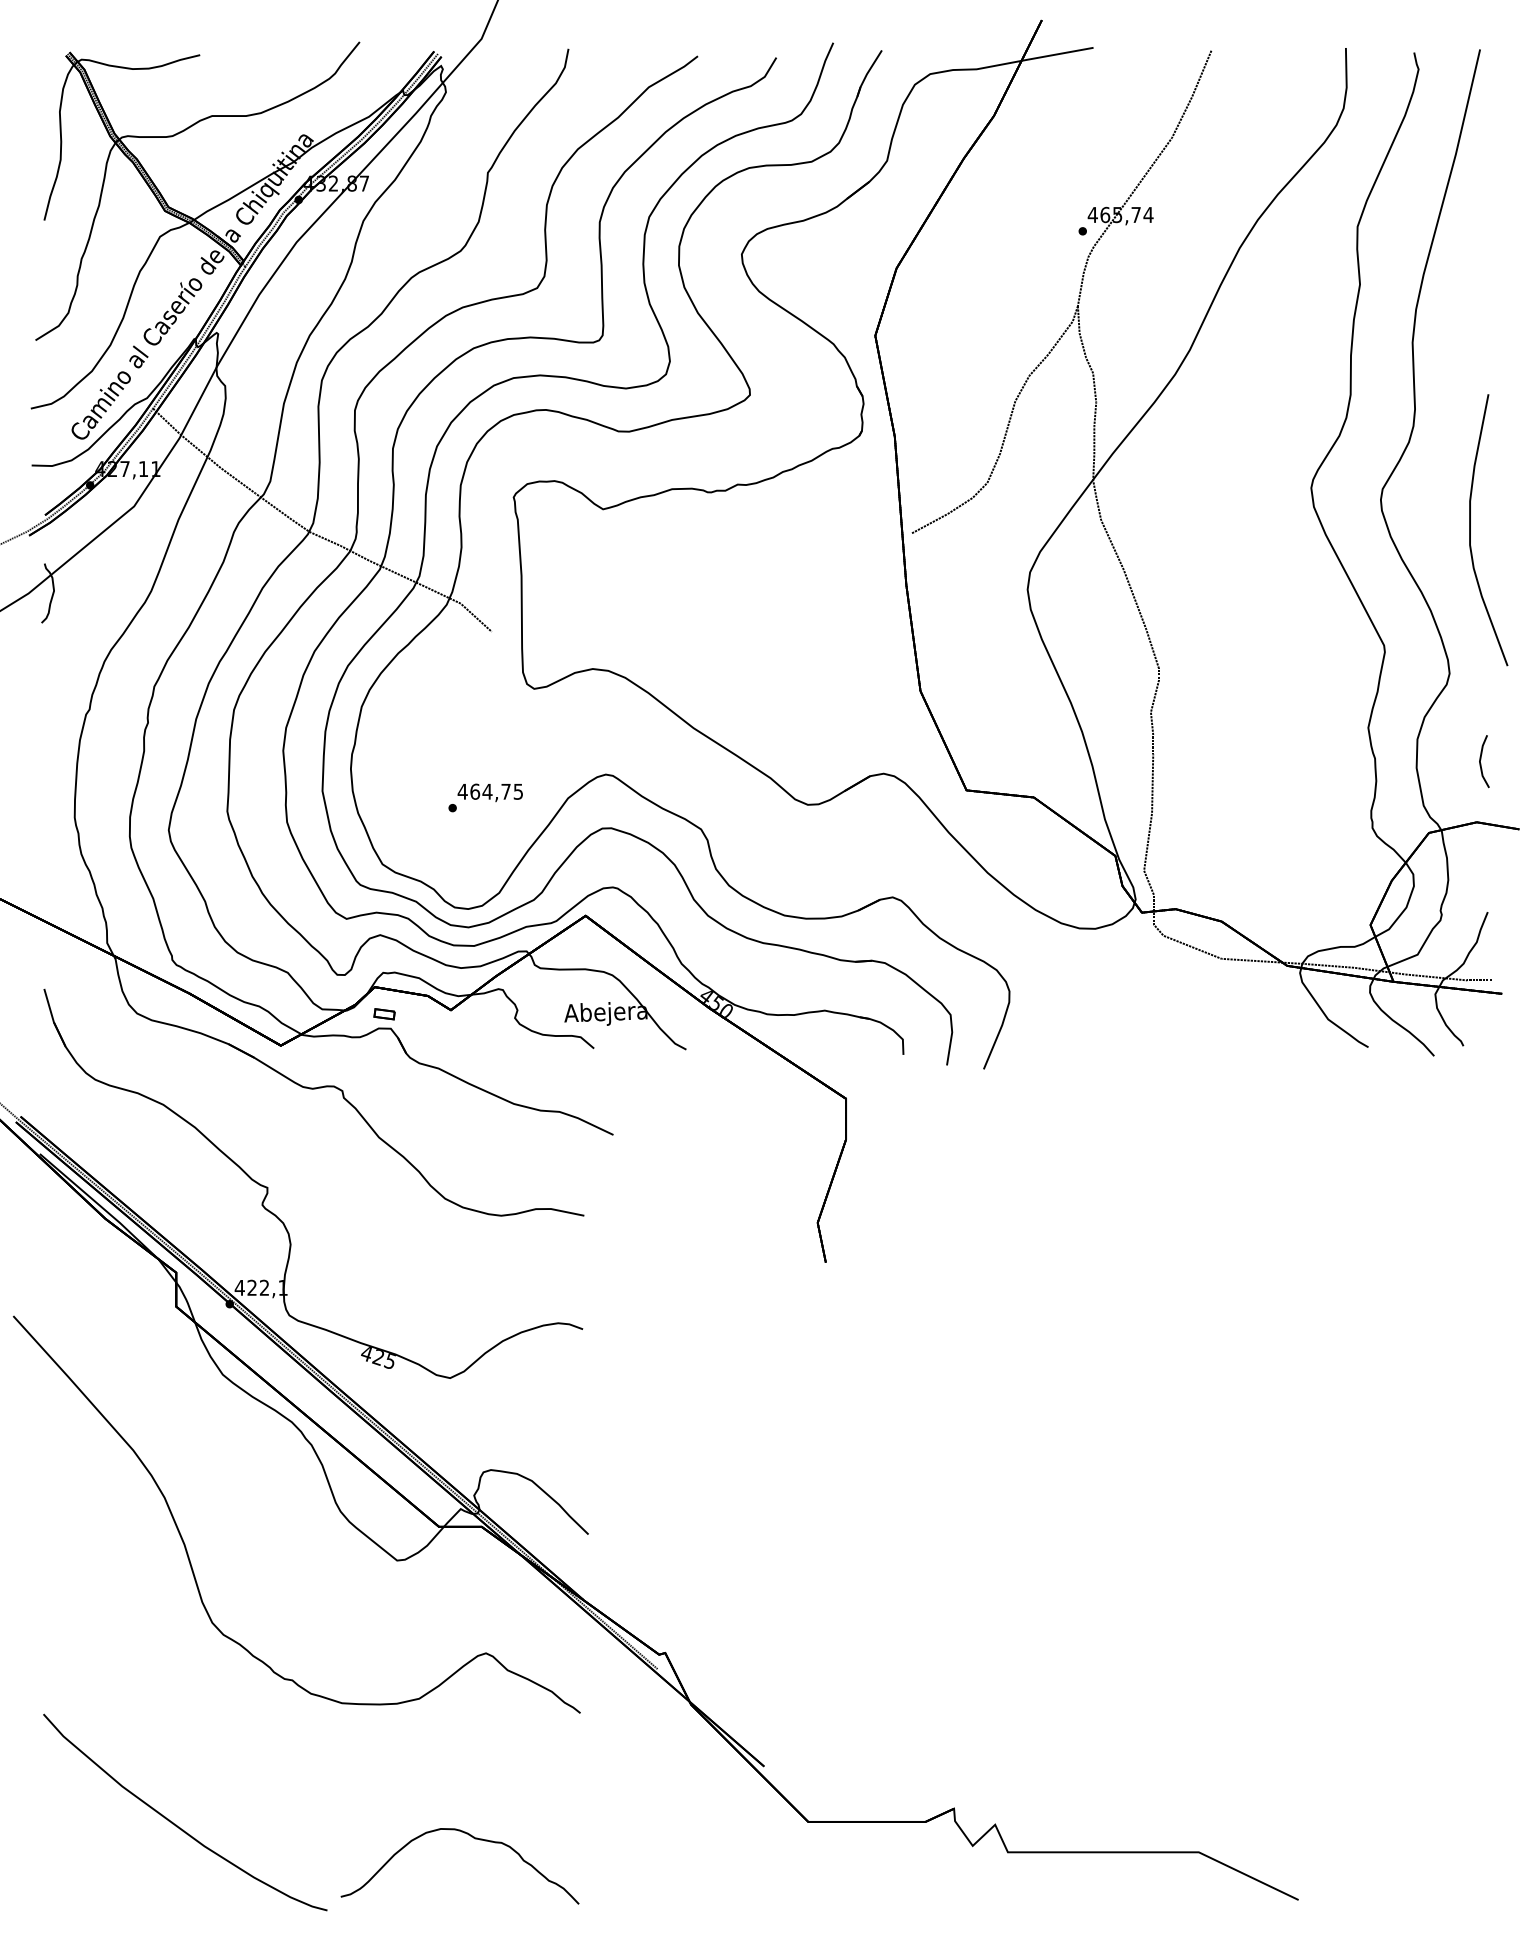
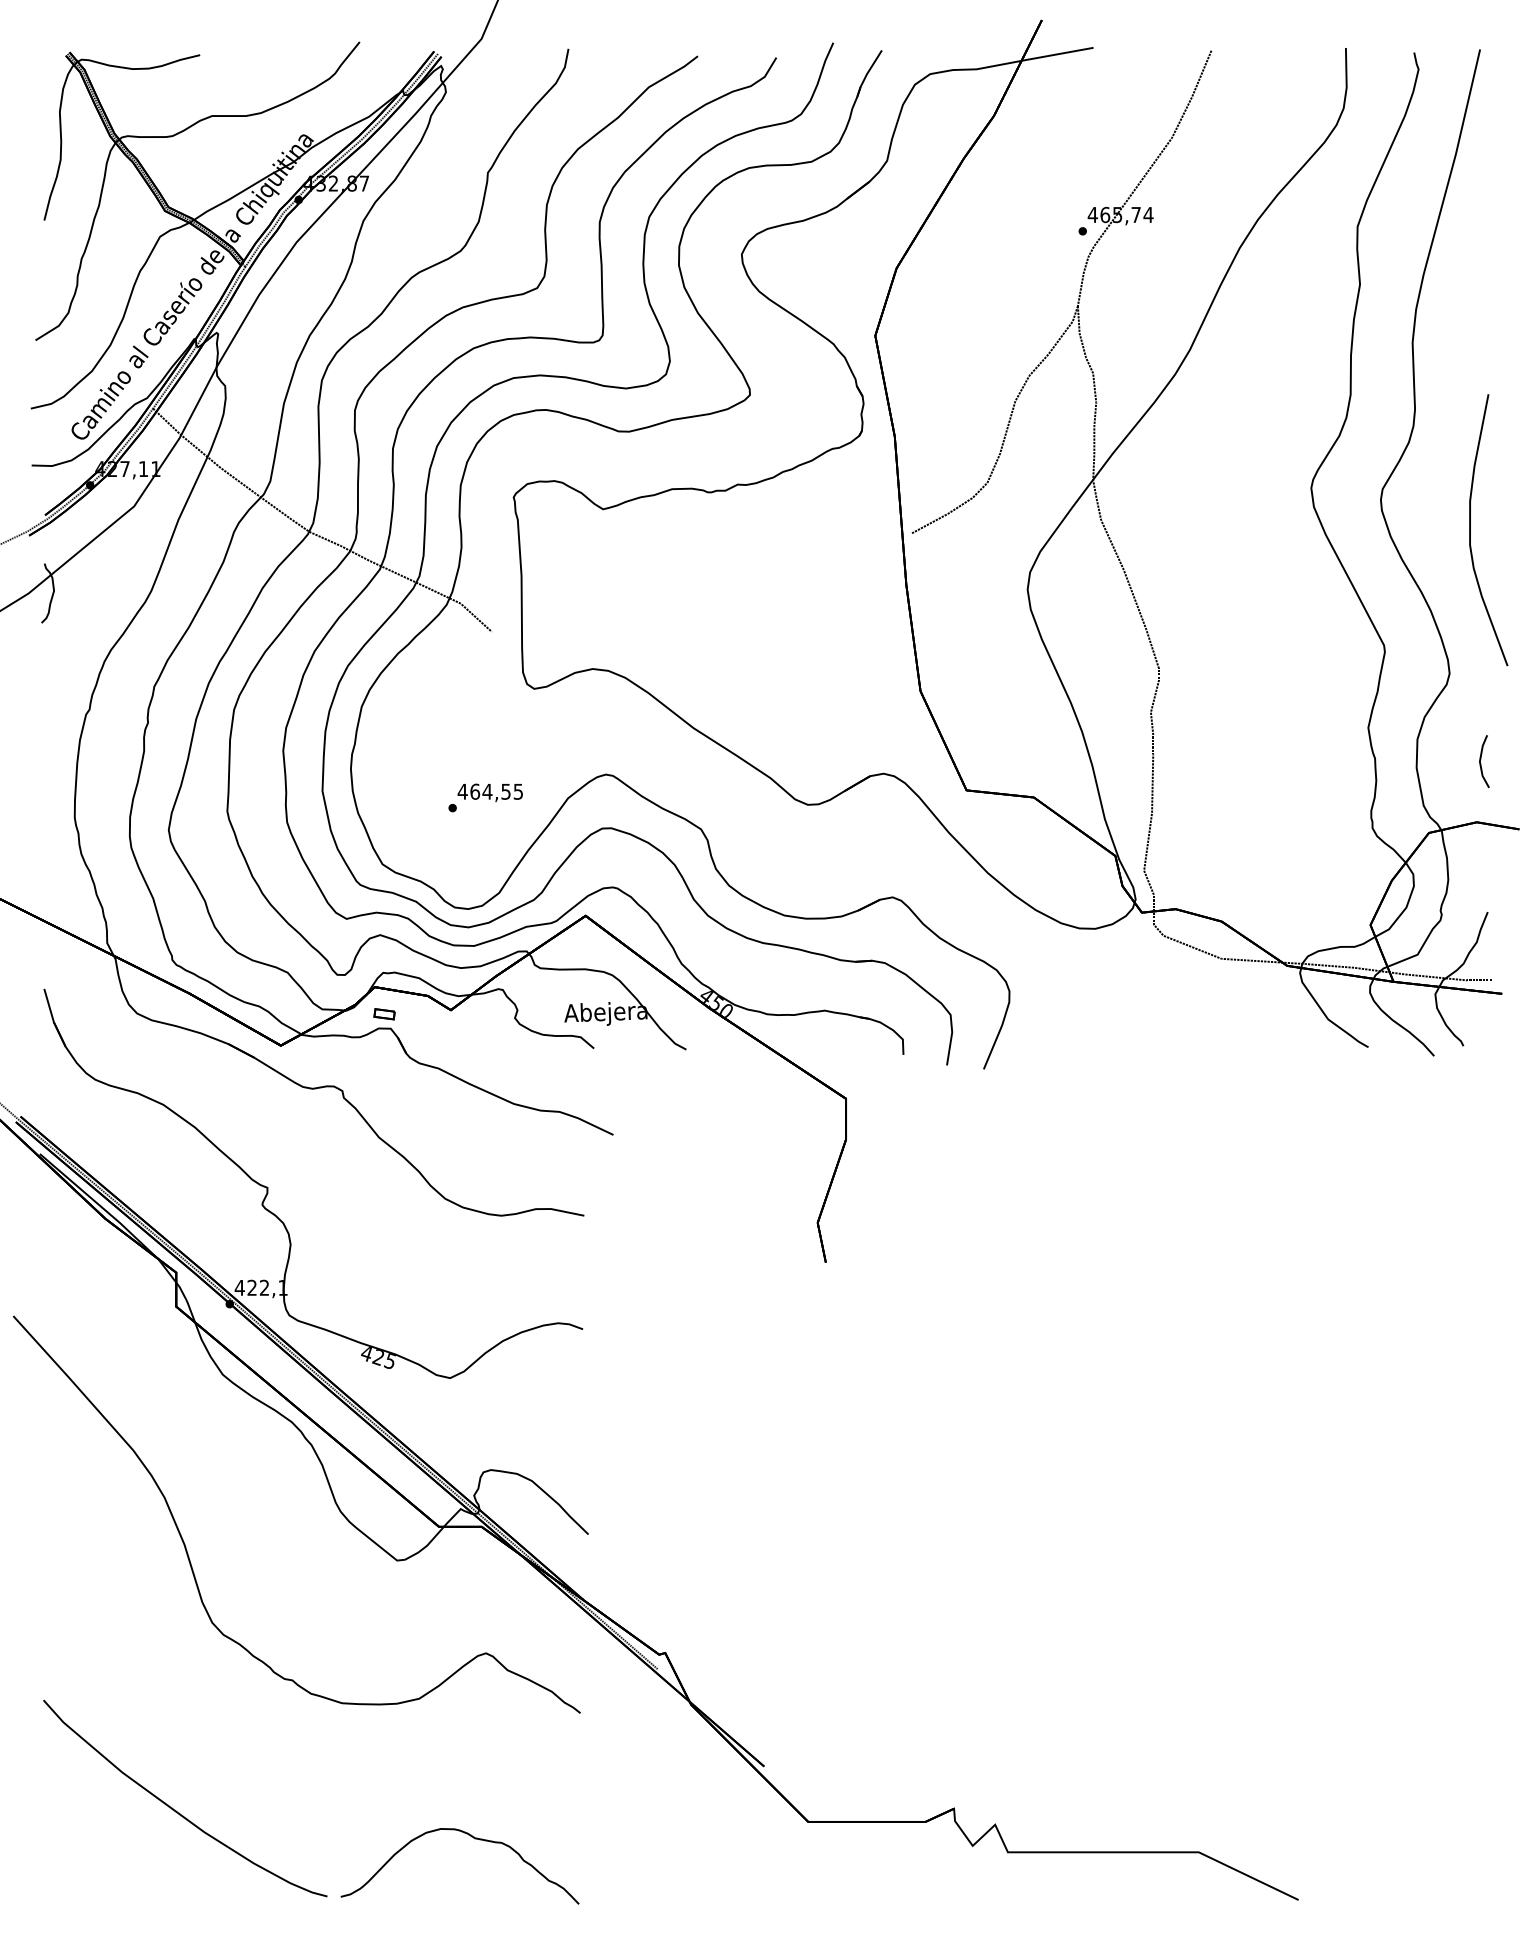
text: 464,75 -> 464,55 (505, 791)
curve position: (176, 1824) -> (176, 1810) (176, 1810)
